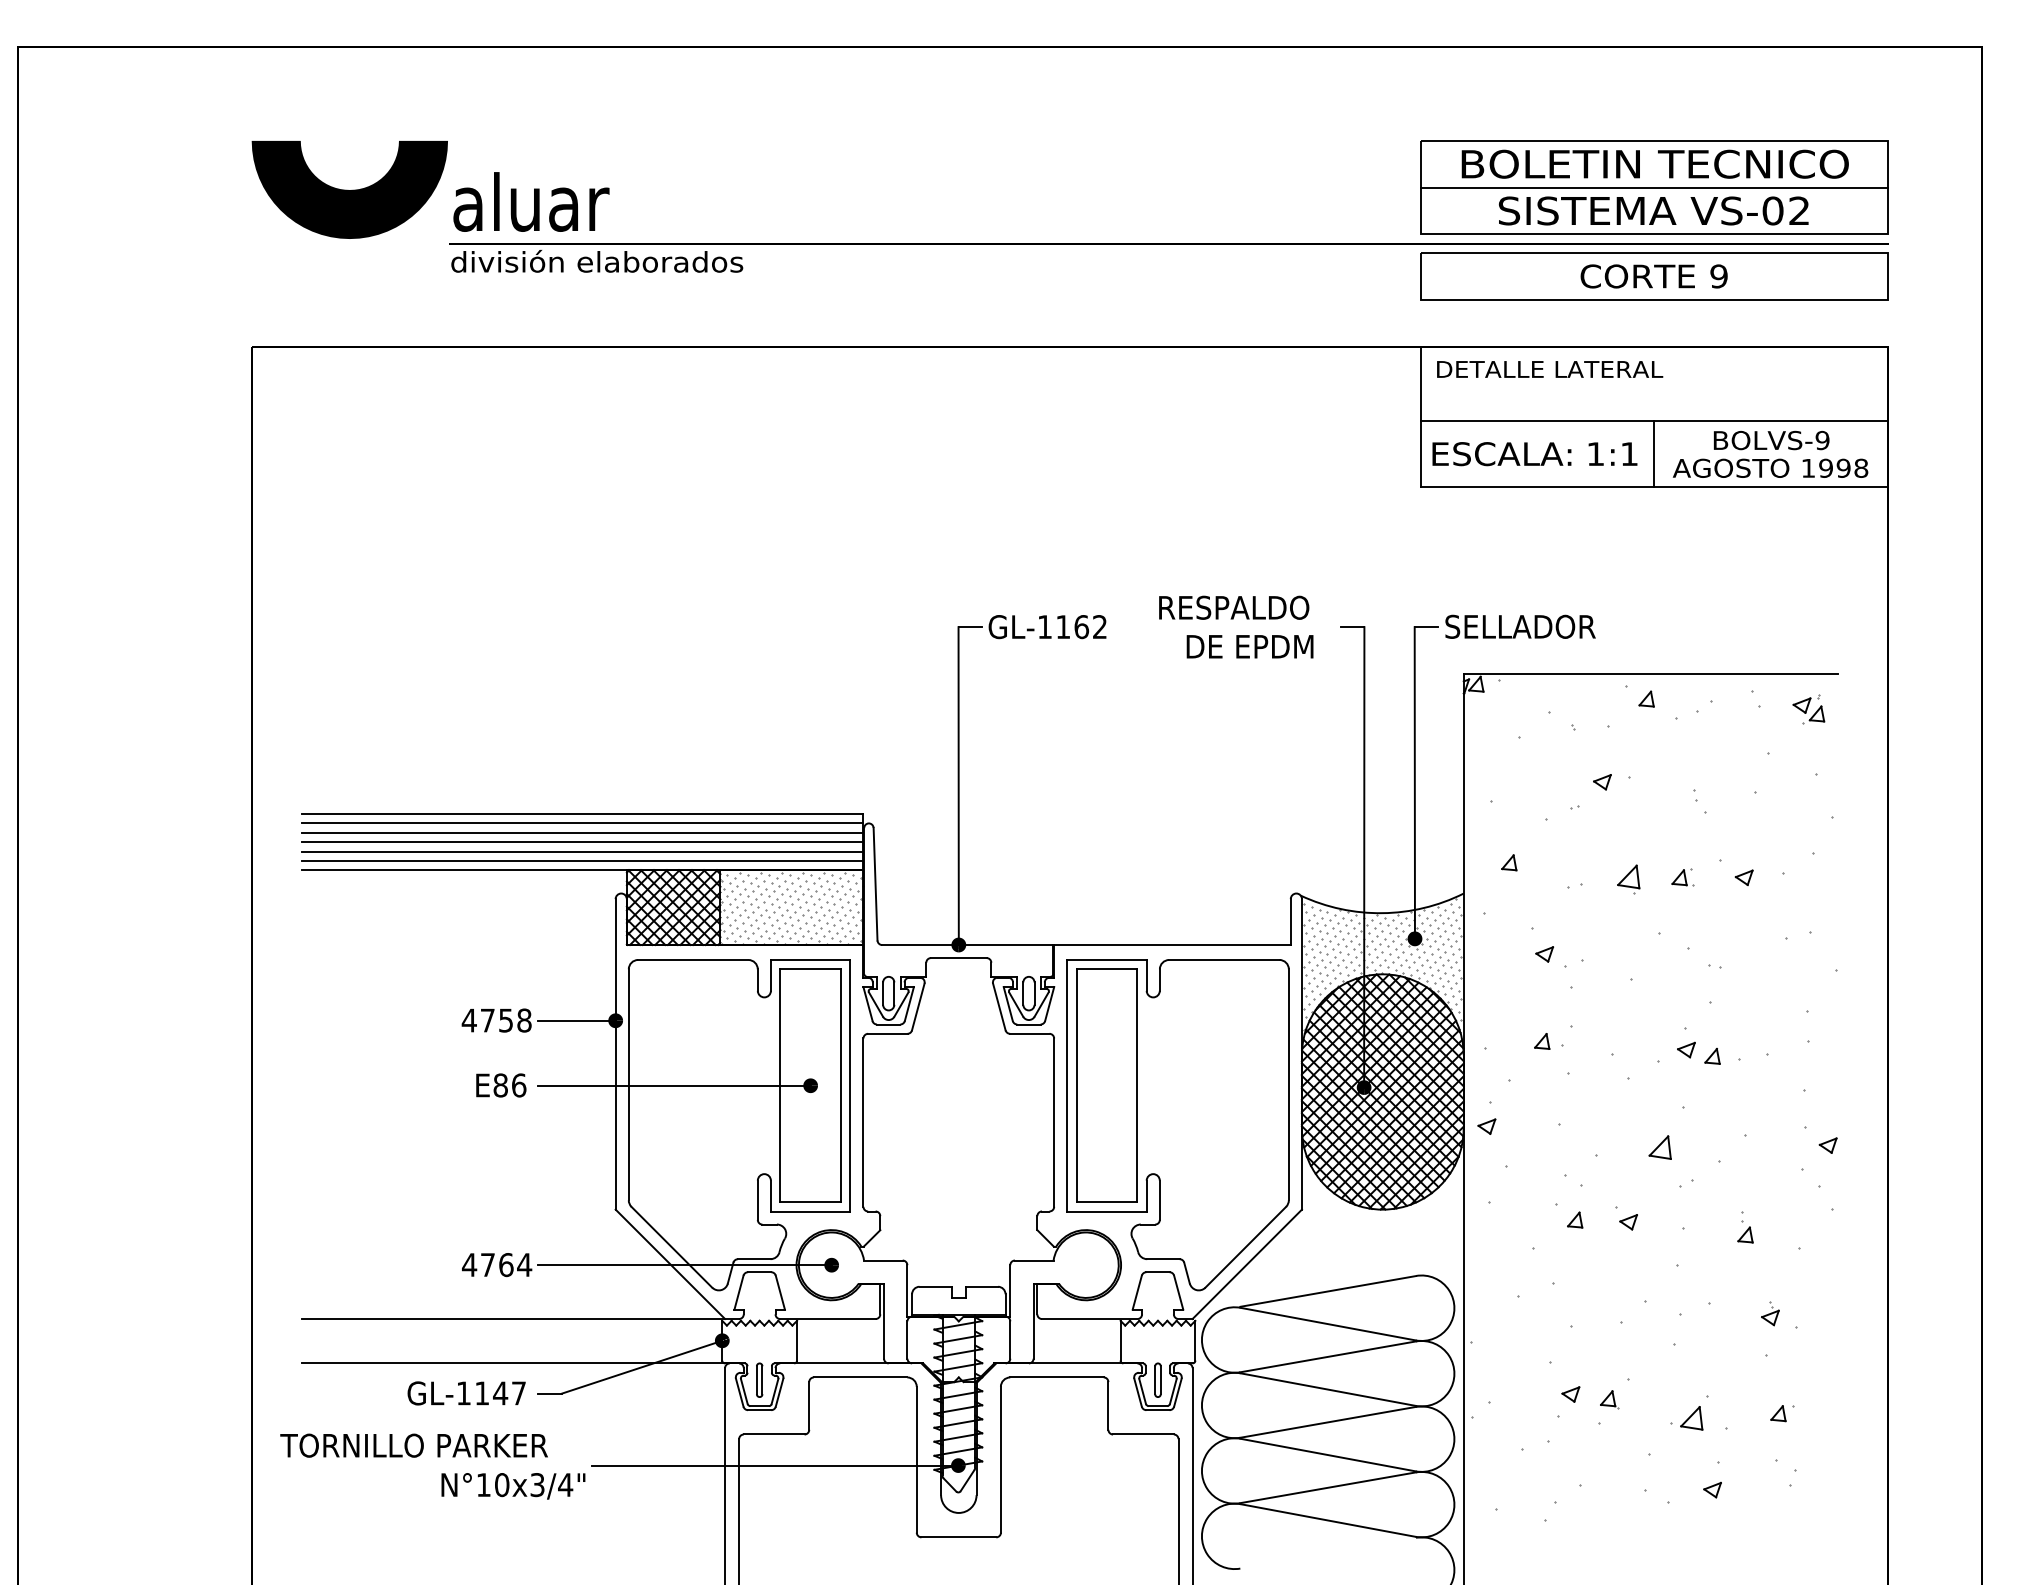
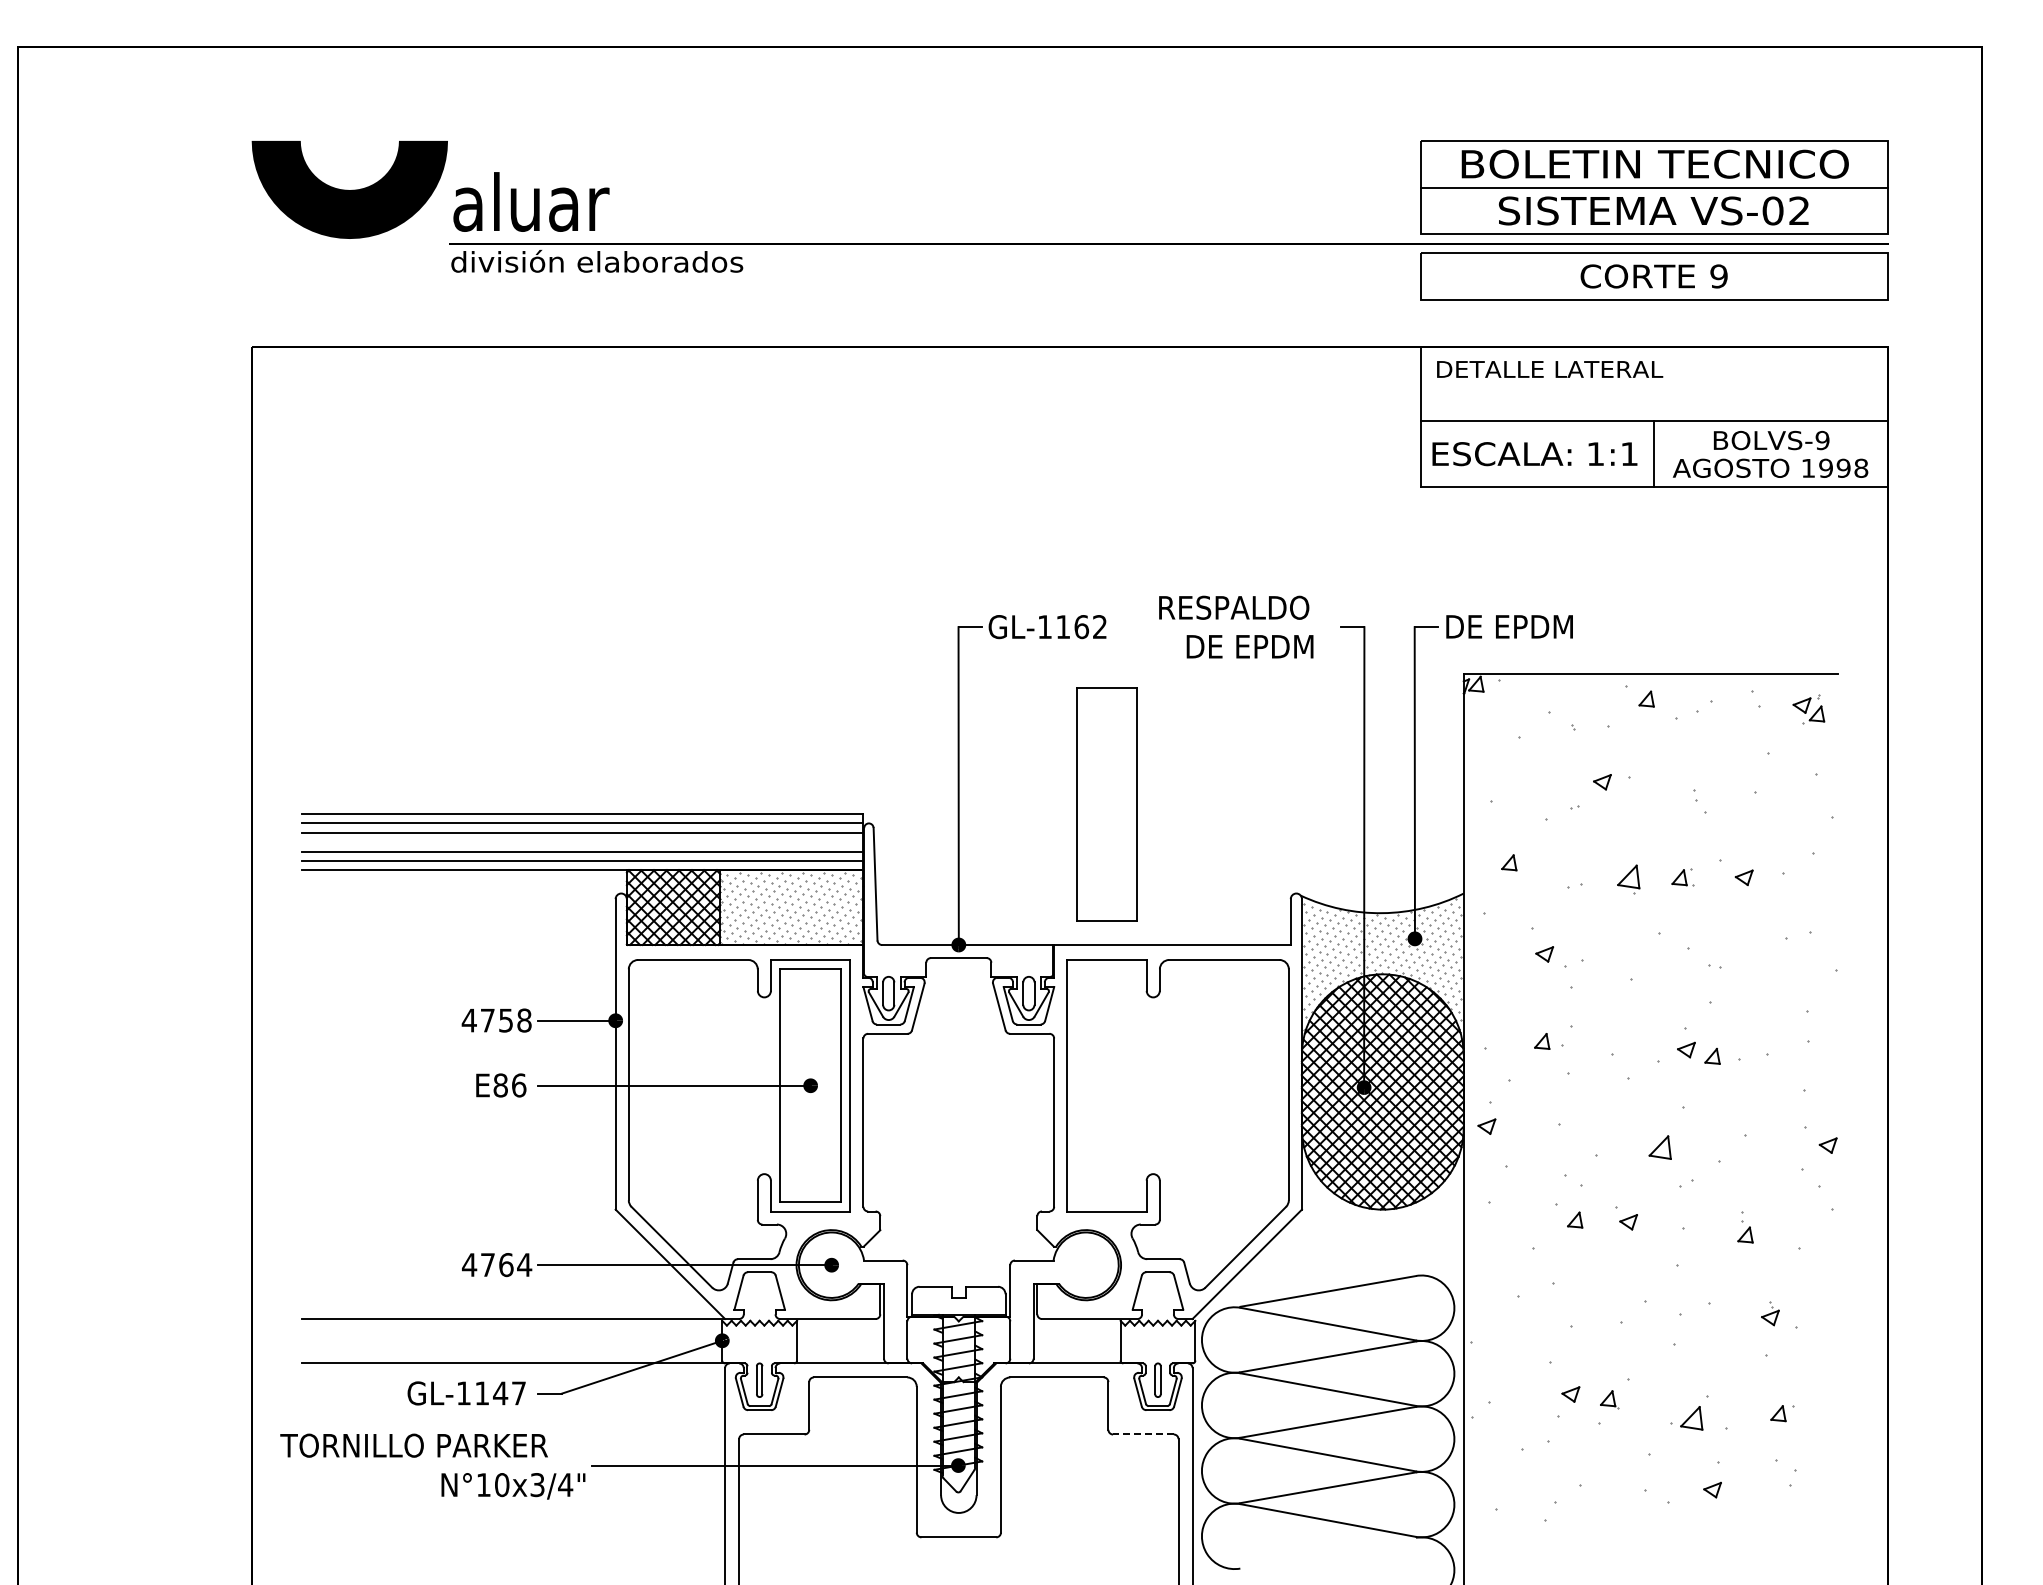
text: SELLADOR -> DE EPDM (1520, 626)
line: present -> none (582, 842)
part position: (1106, 1085) -> (1106, 804) (1106, 804)
line: solid -> dashed (1142, 1434)
